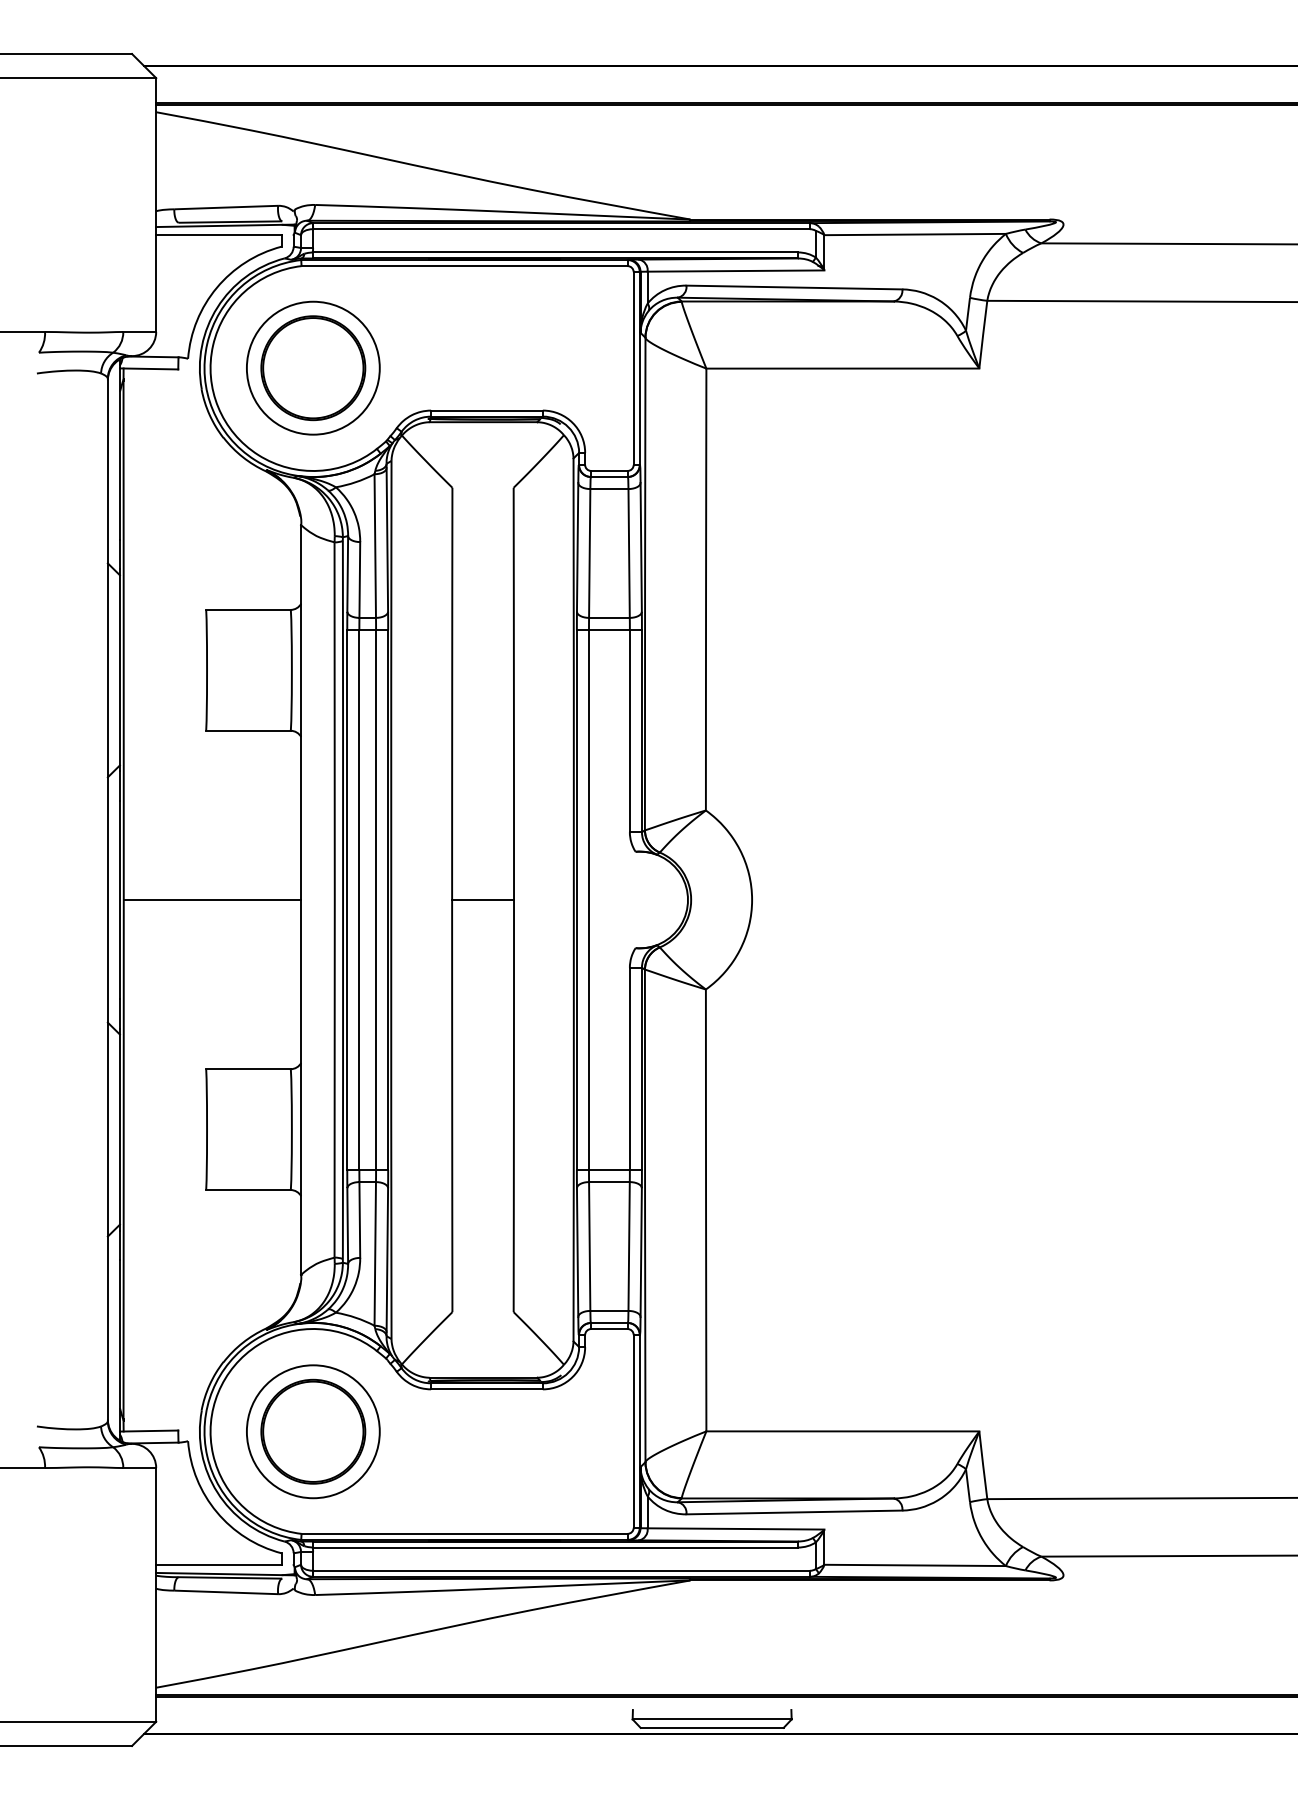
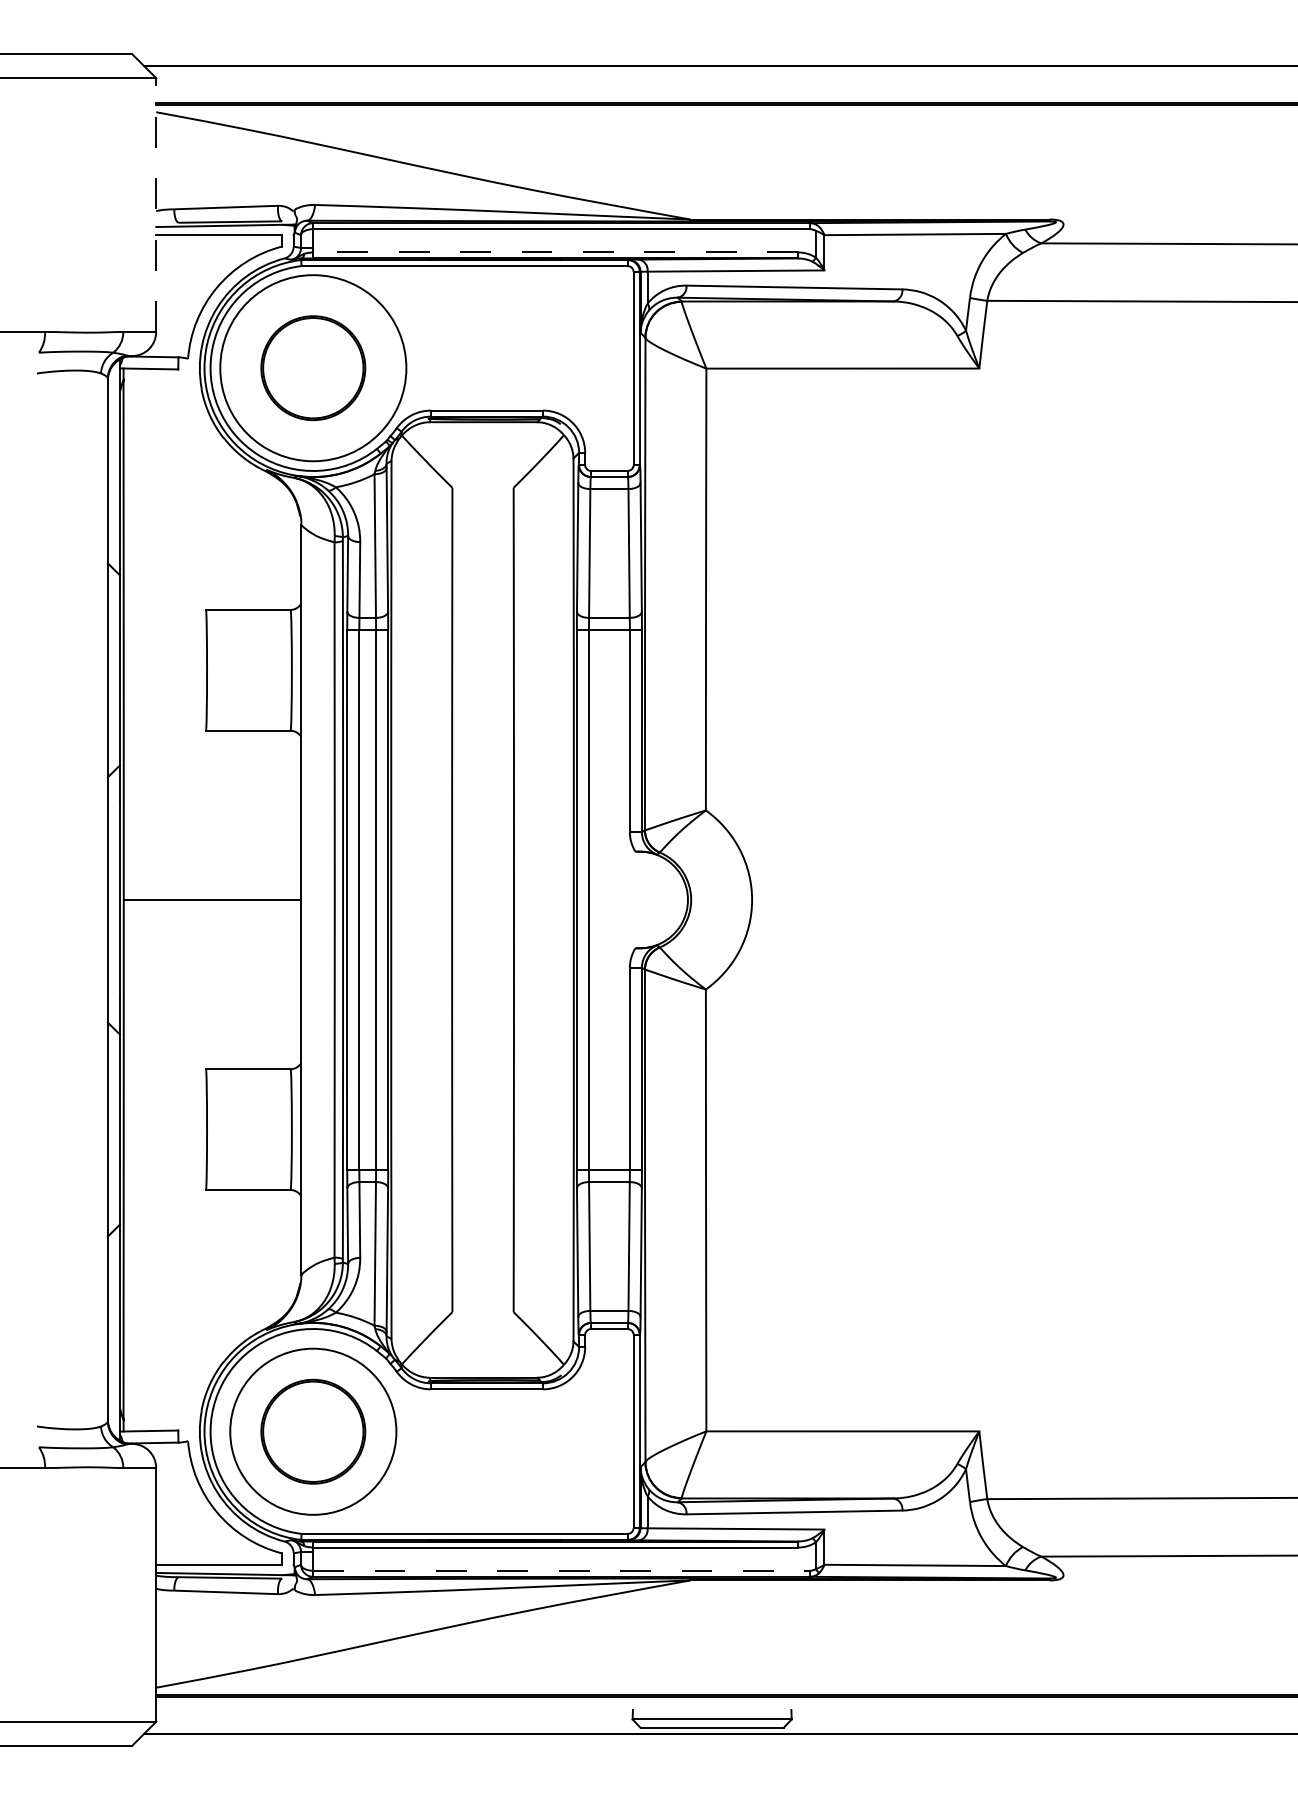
line: solid -> dashed (156, 205)
line: solid -> dashed (555, 252)
circle diameter: 133 px -> 186 px (313, 368)
line: present -> none (483, 900)
circle diameter: 133 px -> 166 px (313, 1431)
line: solid -> dashed (562, 1570)
